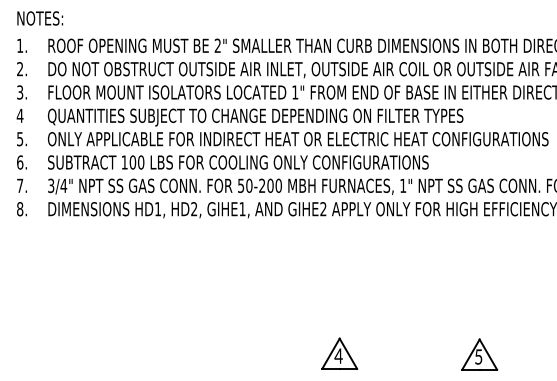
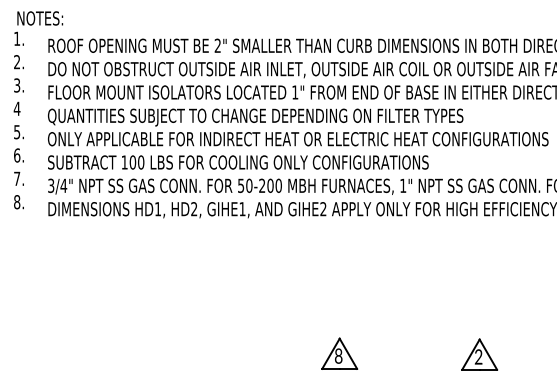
text position: (21, 127) -> (18, 120) (18, 120)
text: 4 -> 8 (338, 355)
text: 5 -> 2 (478, 356)
